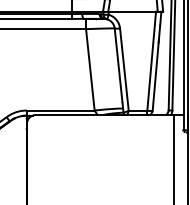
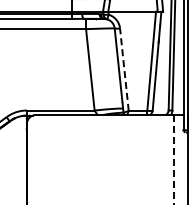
line: solid -> dashed (124, 69)
line: solid -> dashed (173, 159)
